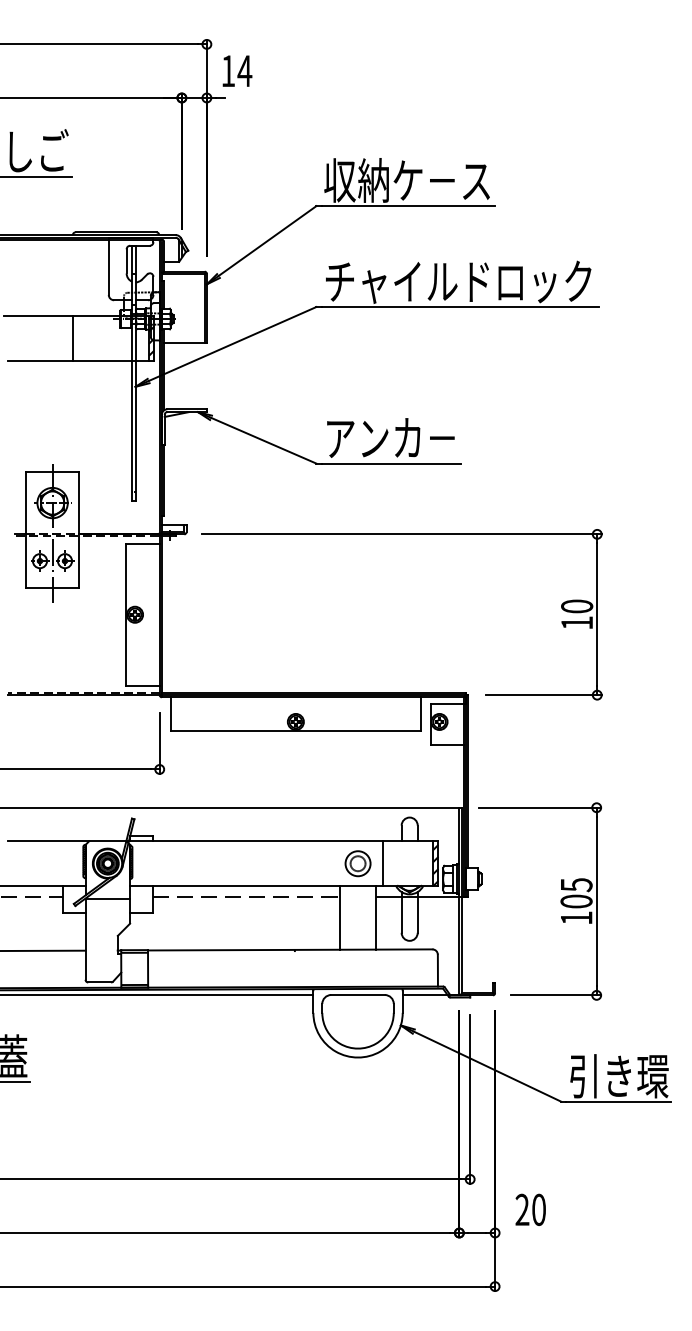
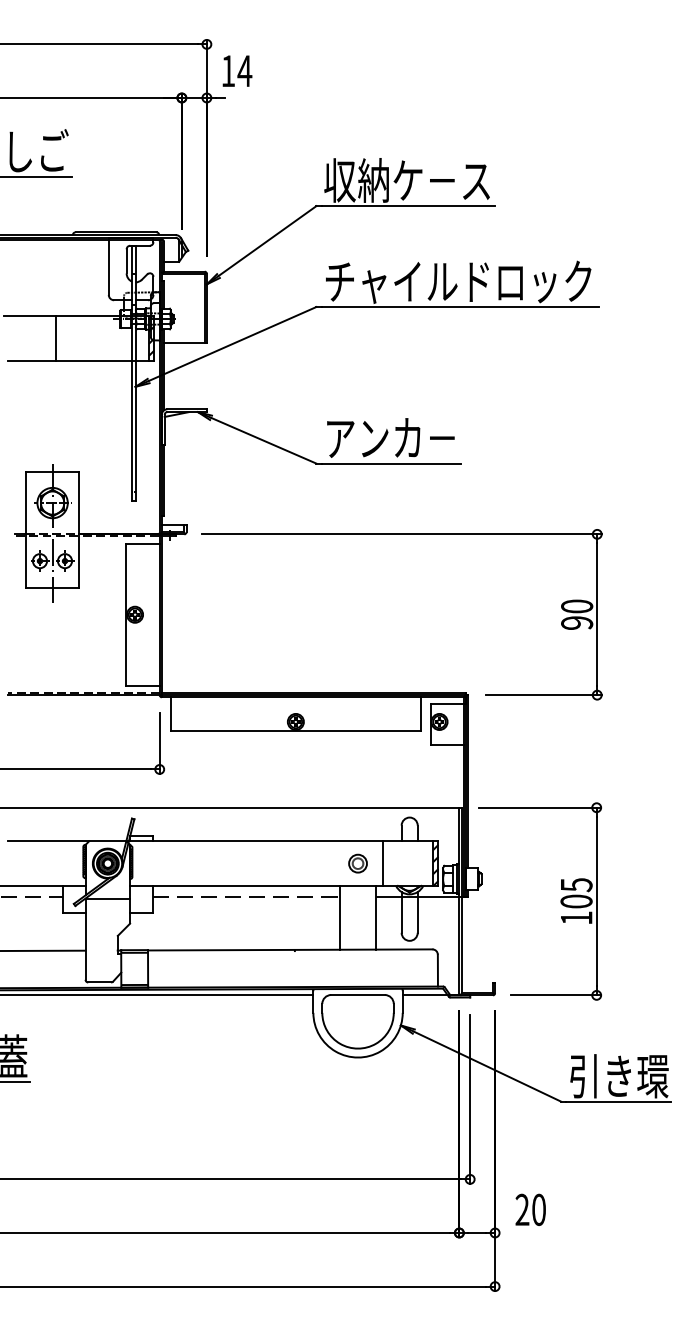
line position: (73, 338) -> (56, 338) (56, 338)
text: 10 -> 90 (577, 622)
part size: 28x28 px -> 20x21 px (357, 863)
